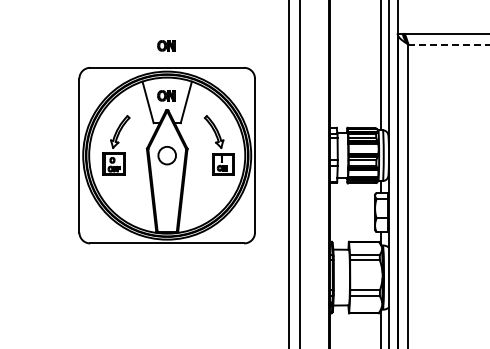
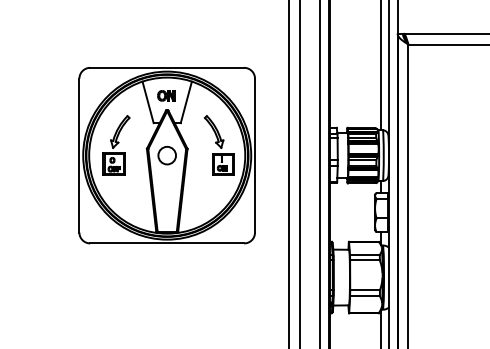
line: dashed -> solid (449, 44)
part: present -> none (166, 45)
line: none -> present (320, 173)
